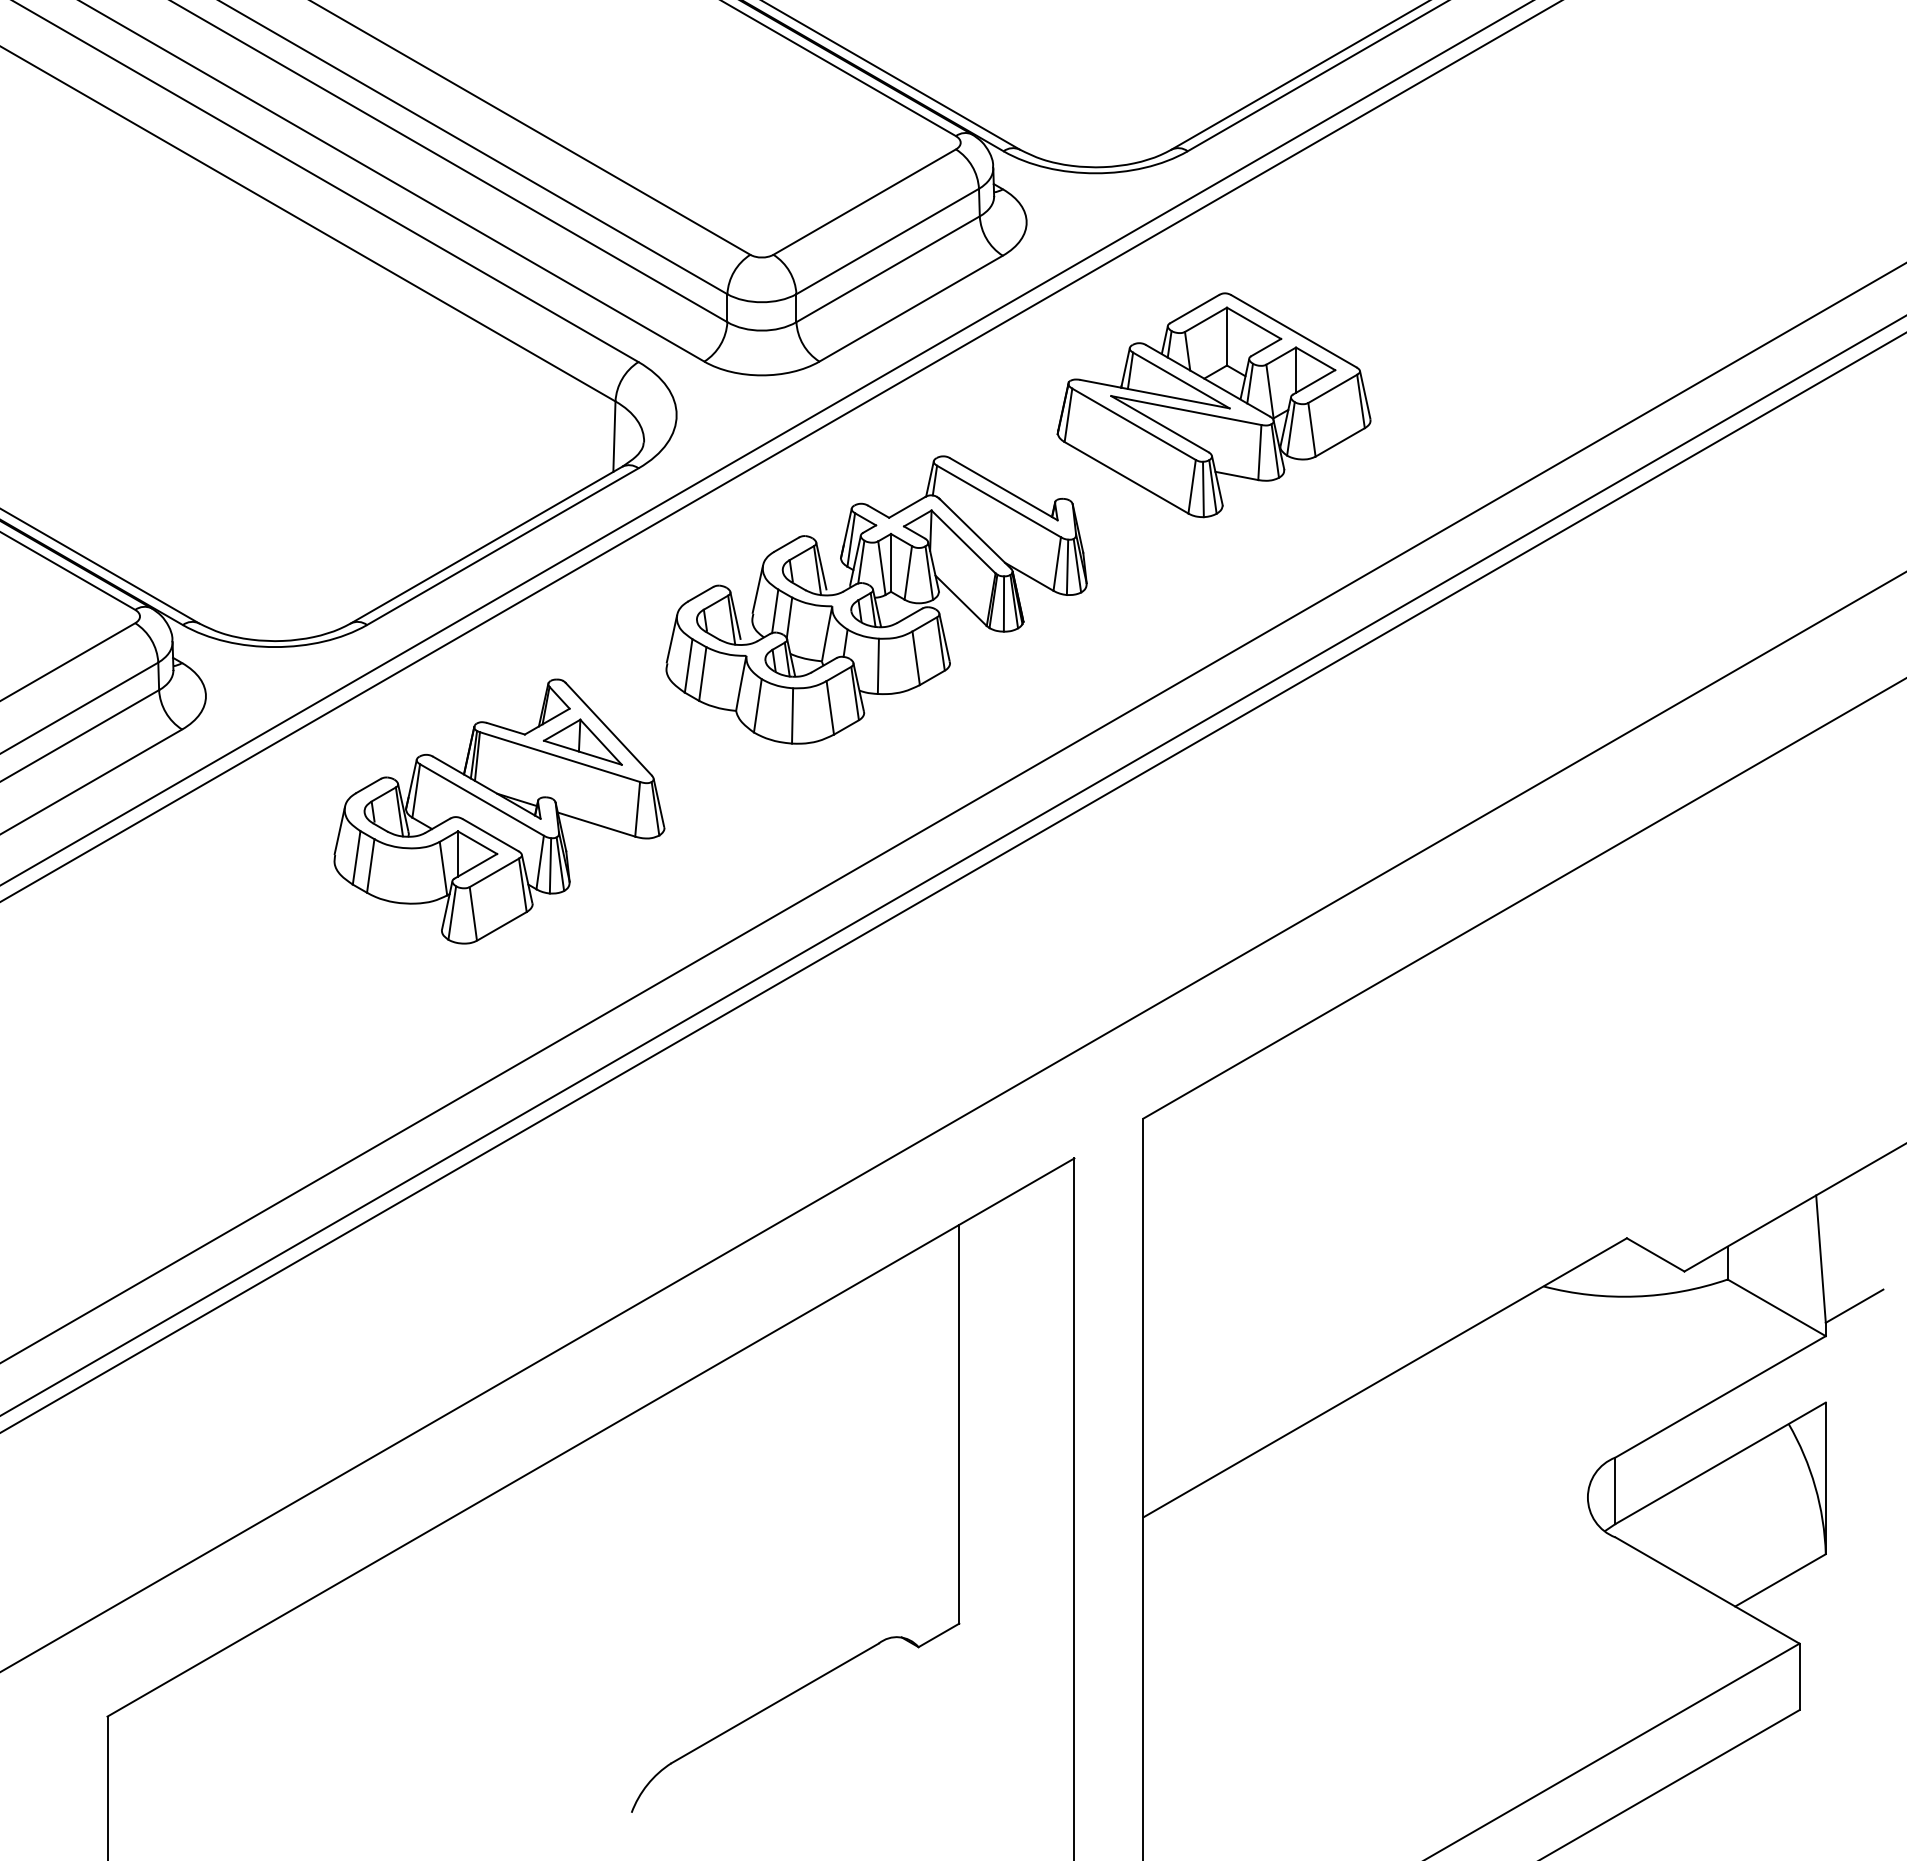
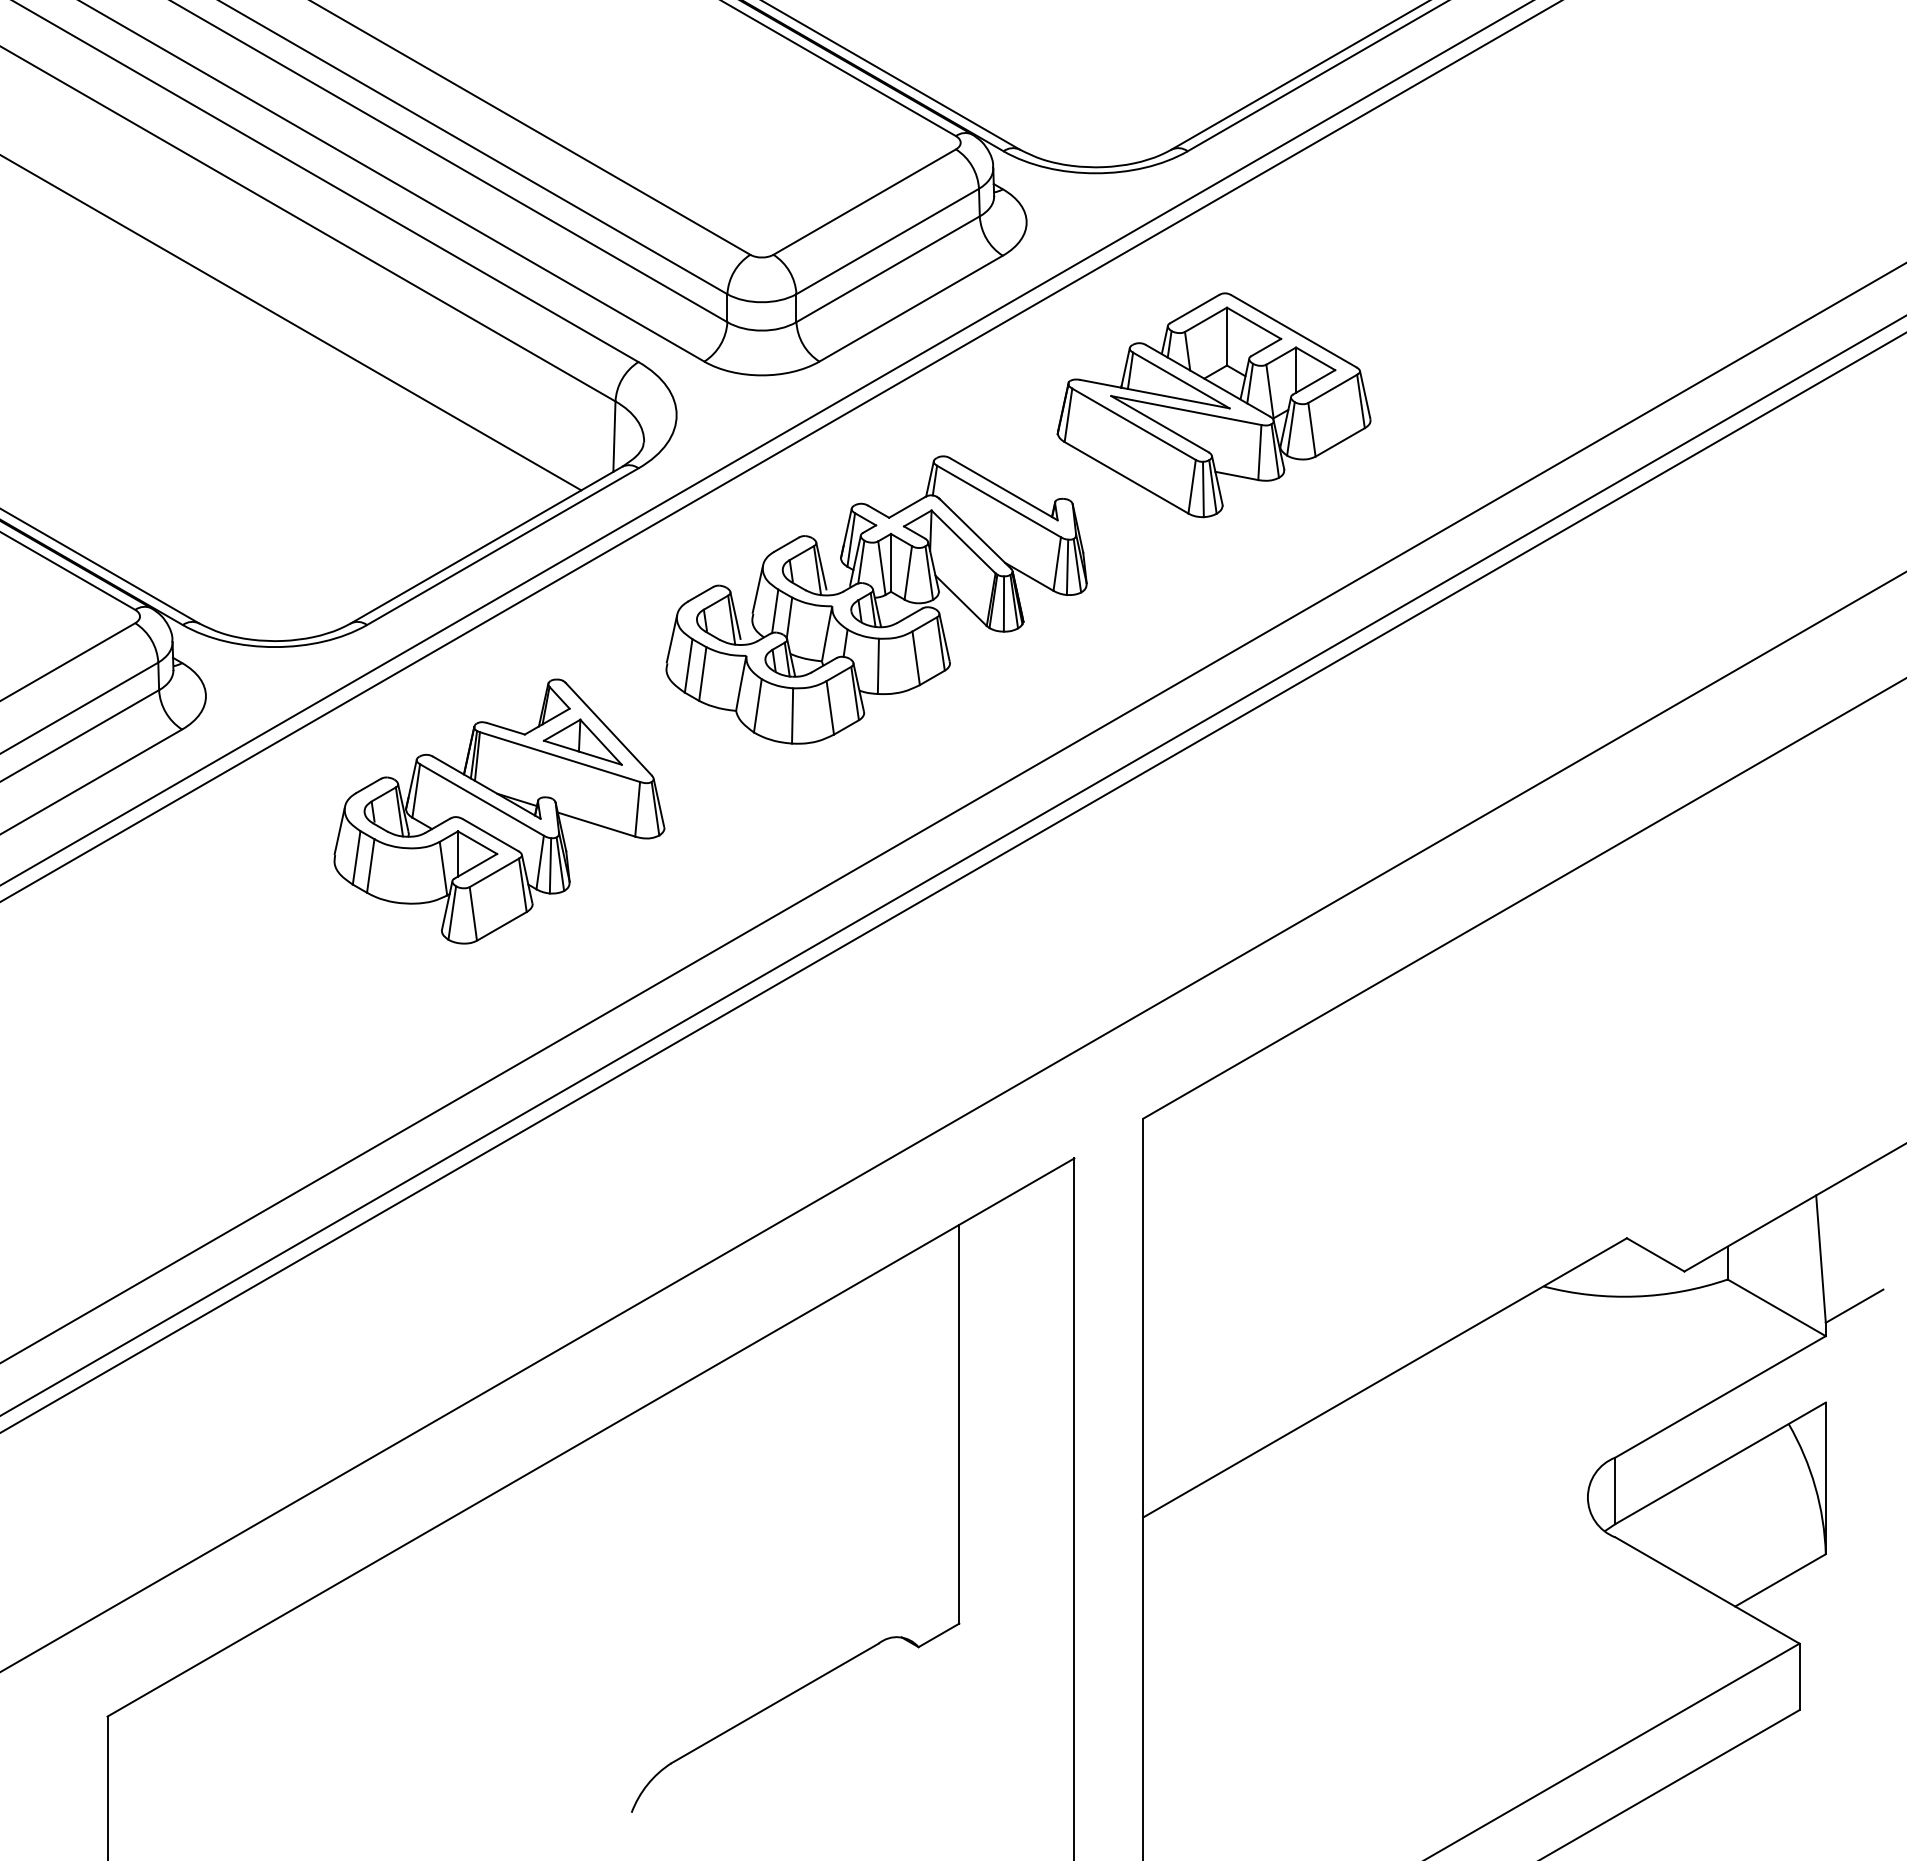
line: none -> present (291, 323)
